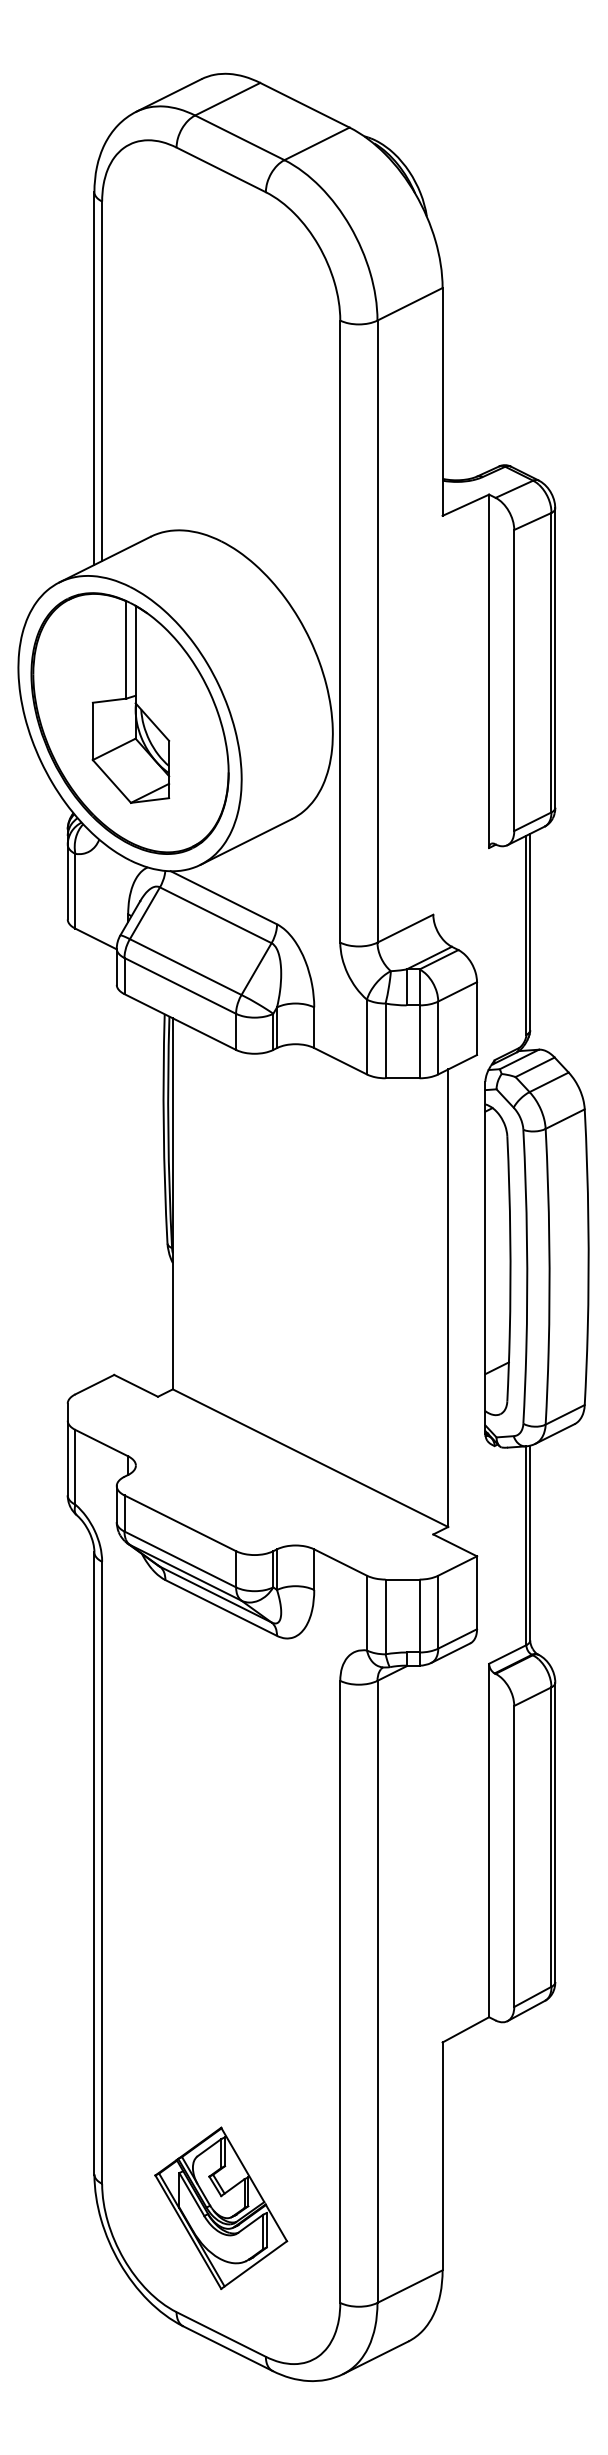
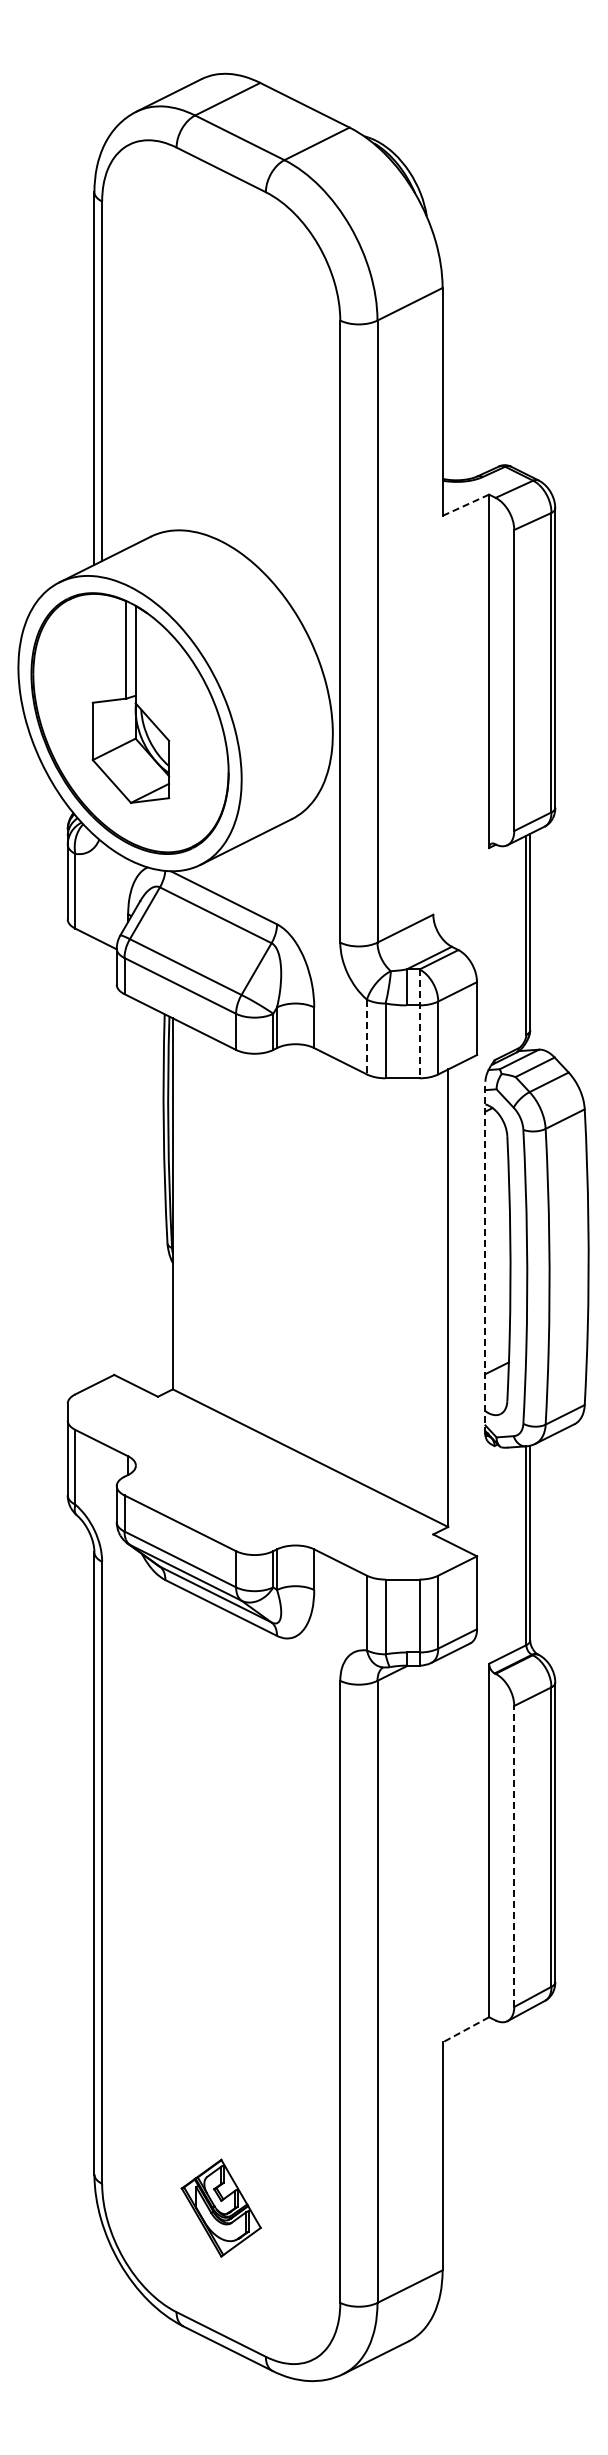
line: solid -> dashed (465, 505)
line: solid -> dashed (419, 1024)
line: solid -> dashed (366, 1037)
line: solid -> dashed (485, 1257)
line: solid -> dashed (514, 1856)
line: solid -> dashed (465, 2030)
part size: 135x164 px -> 82x100 px (220, 2207)
